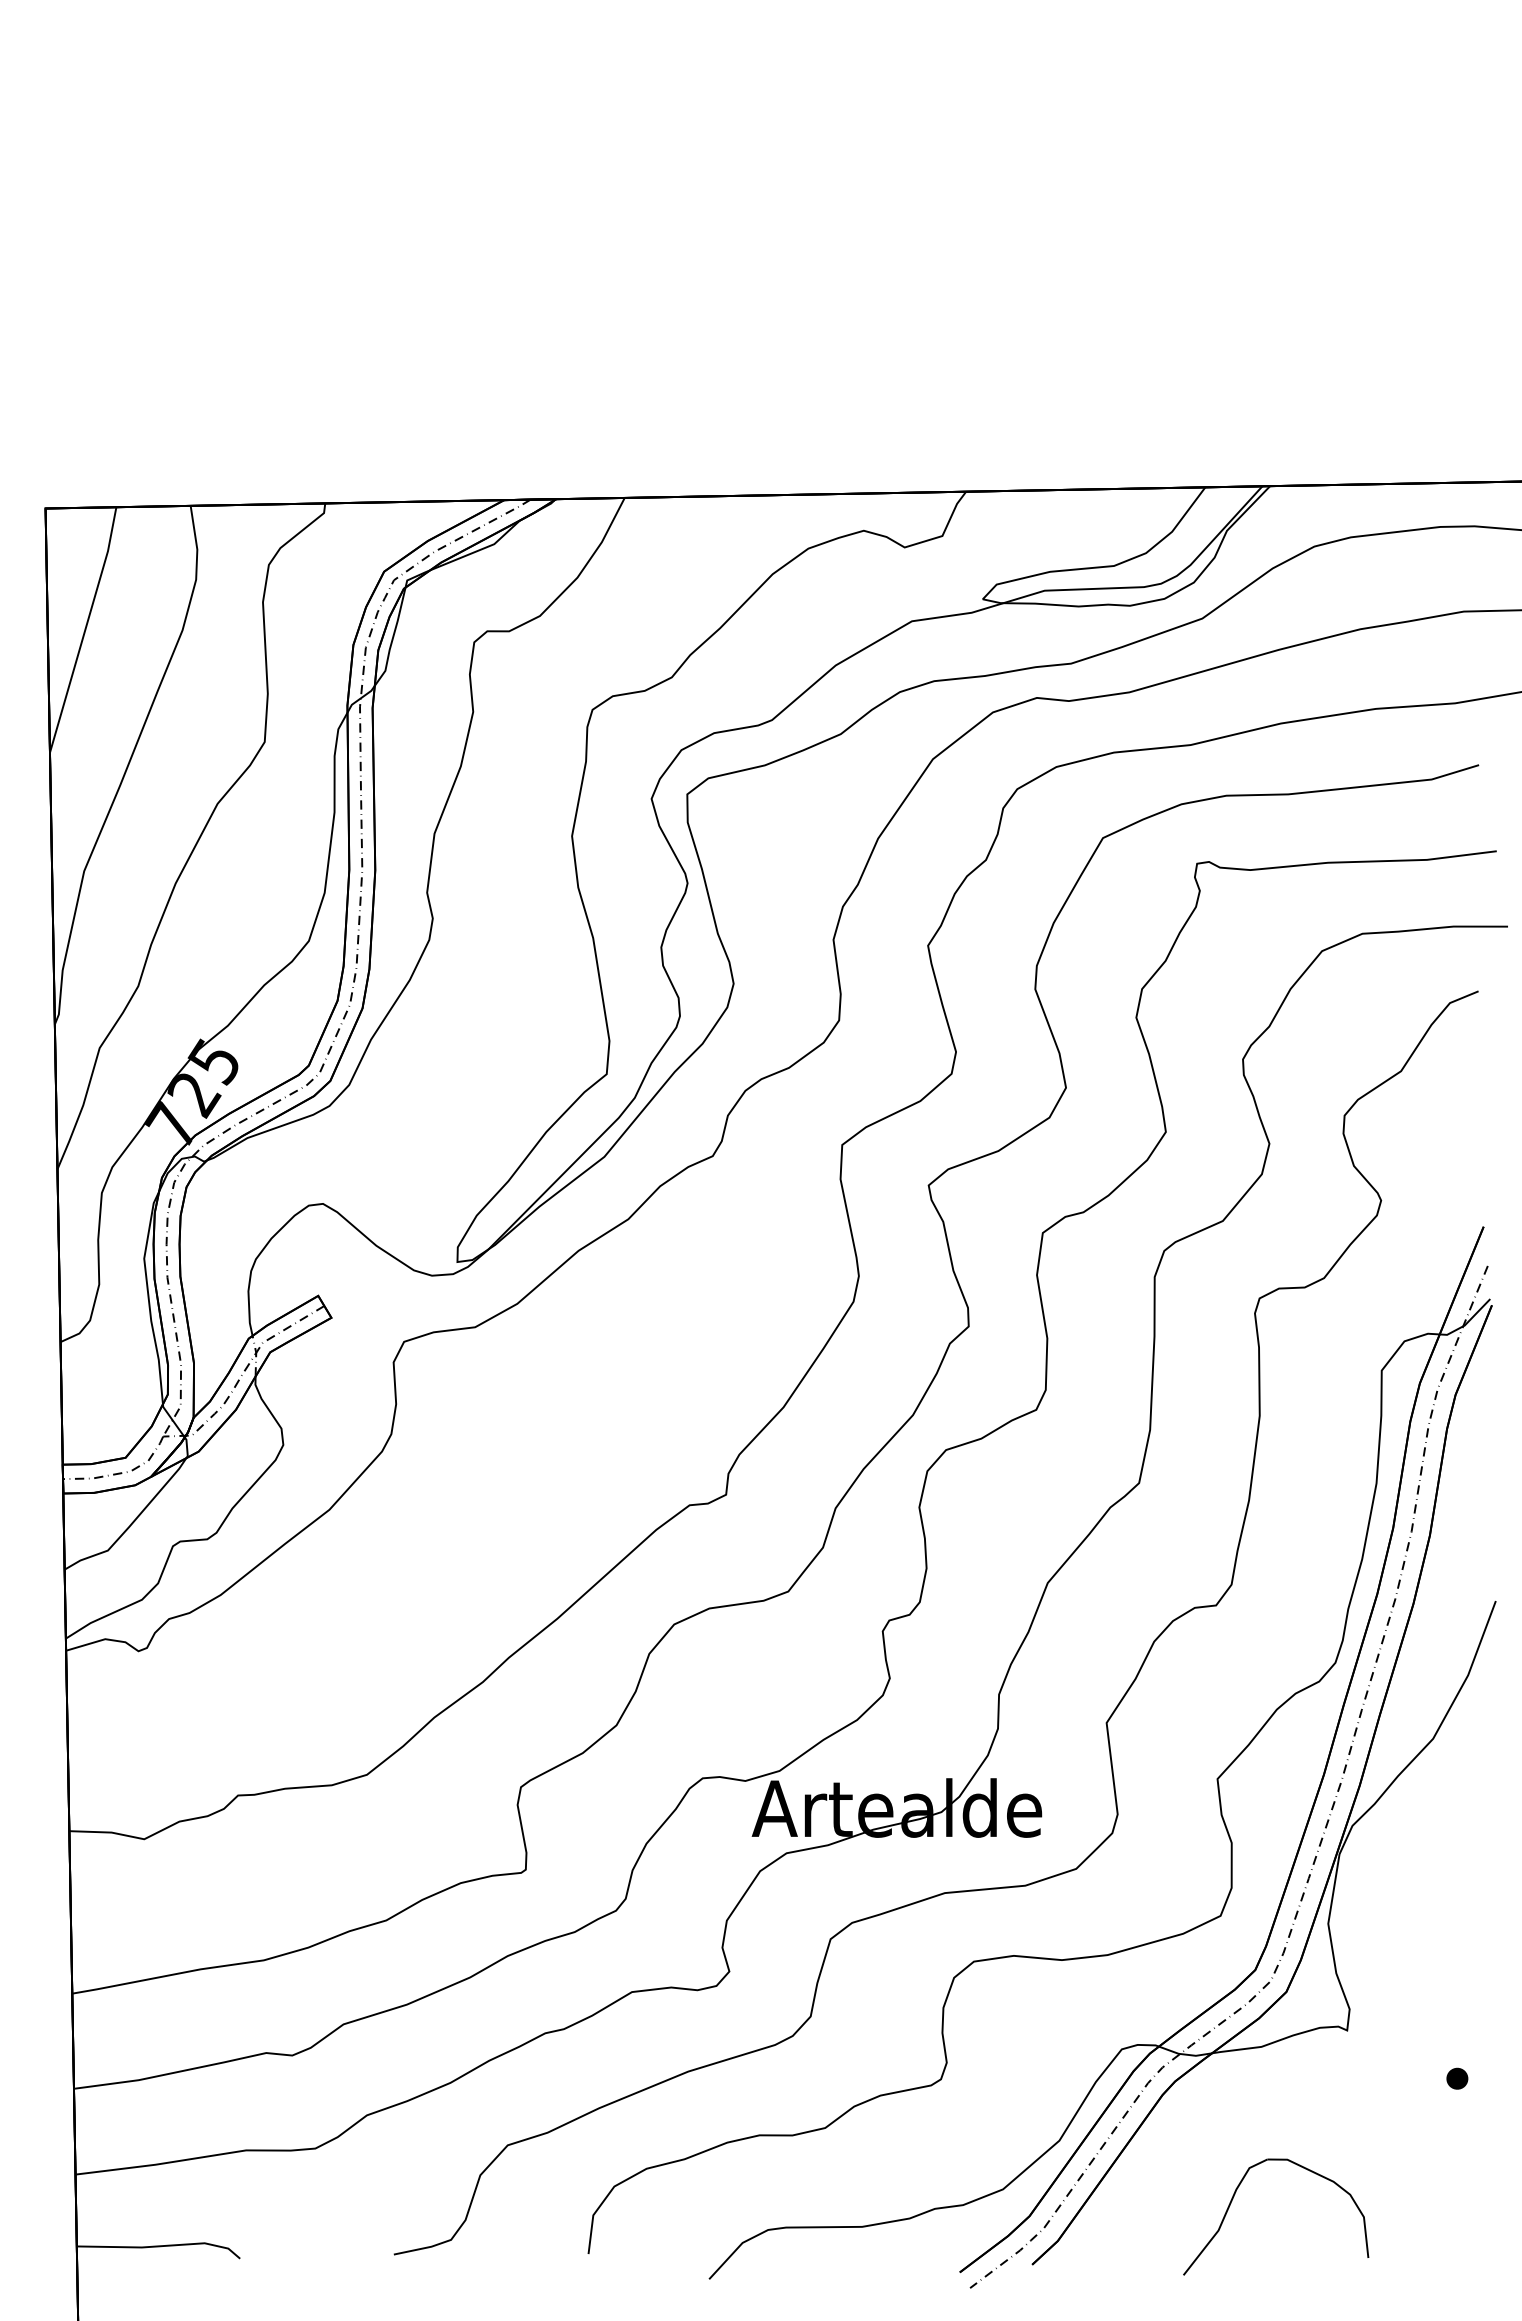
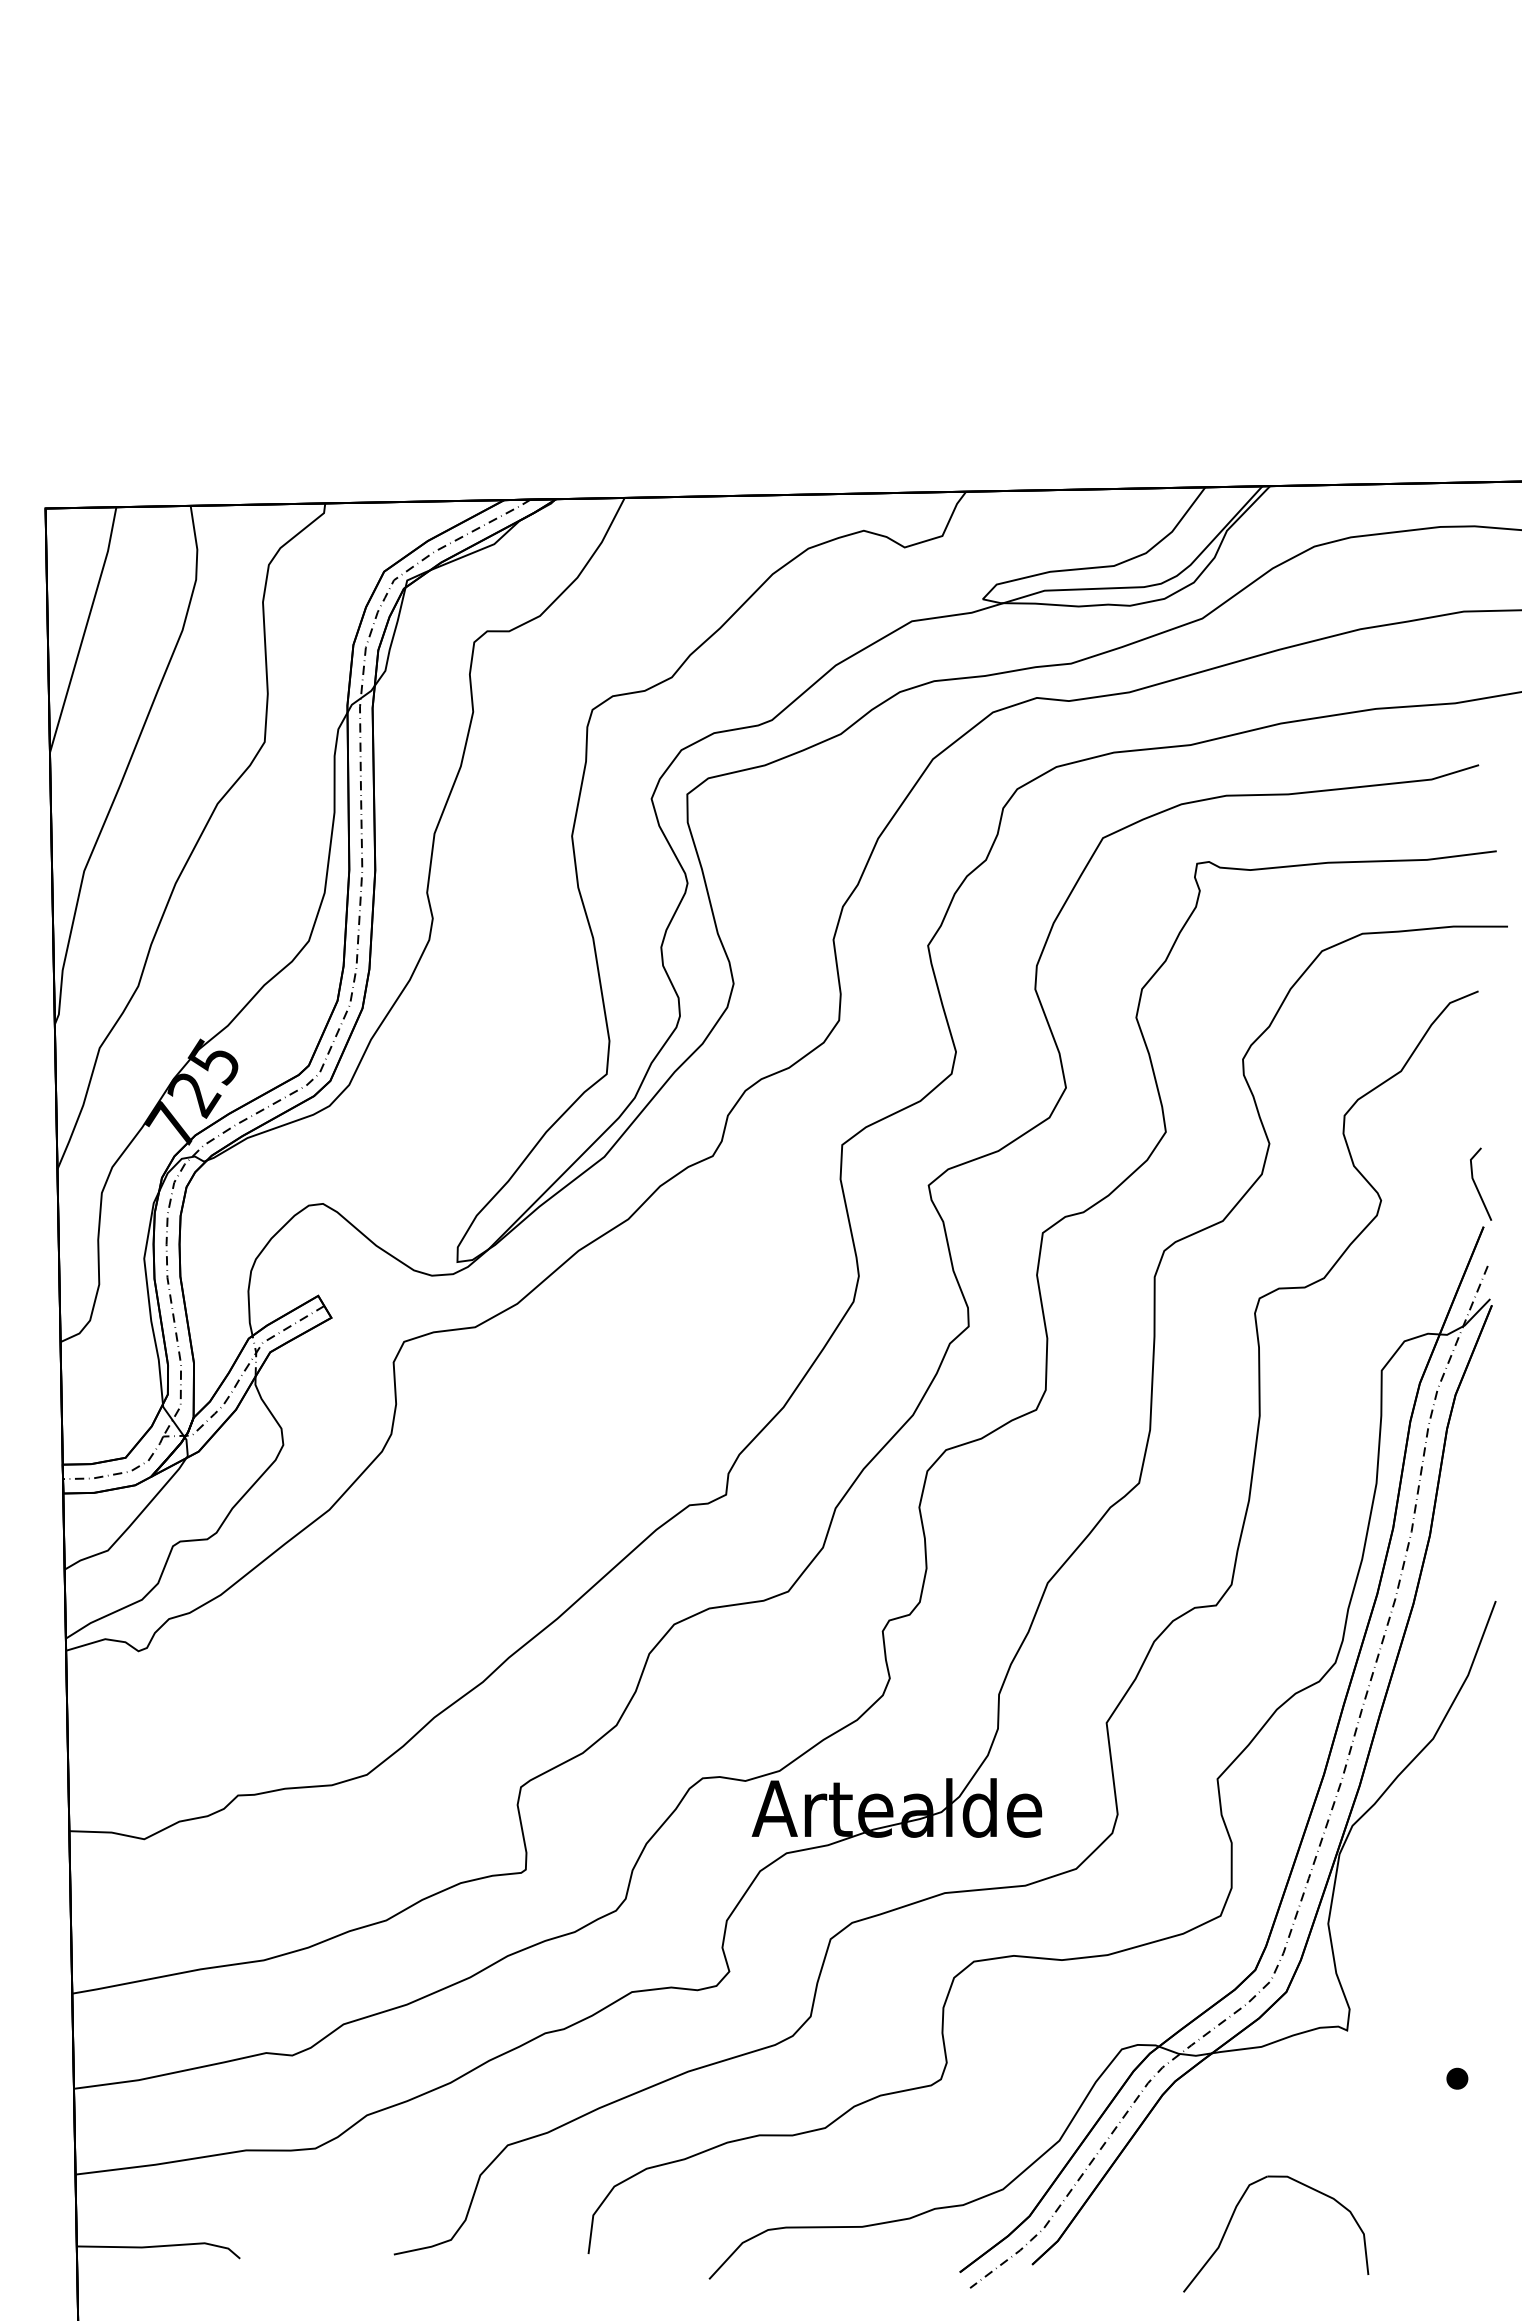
line: none -> present (1477, 1186)
part position: (1233, 2199) -> (1233, 2216) (1233, 2216)
